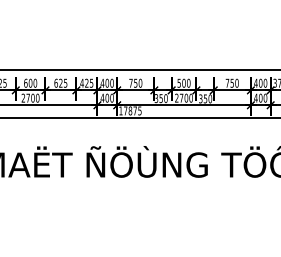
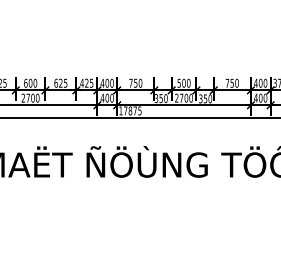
line: present -> none (139, 69)
